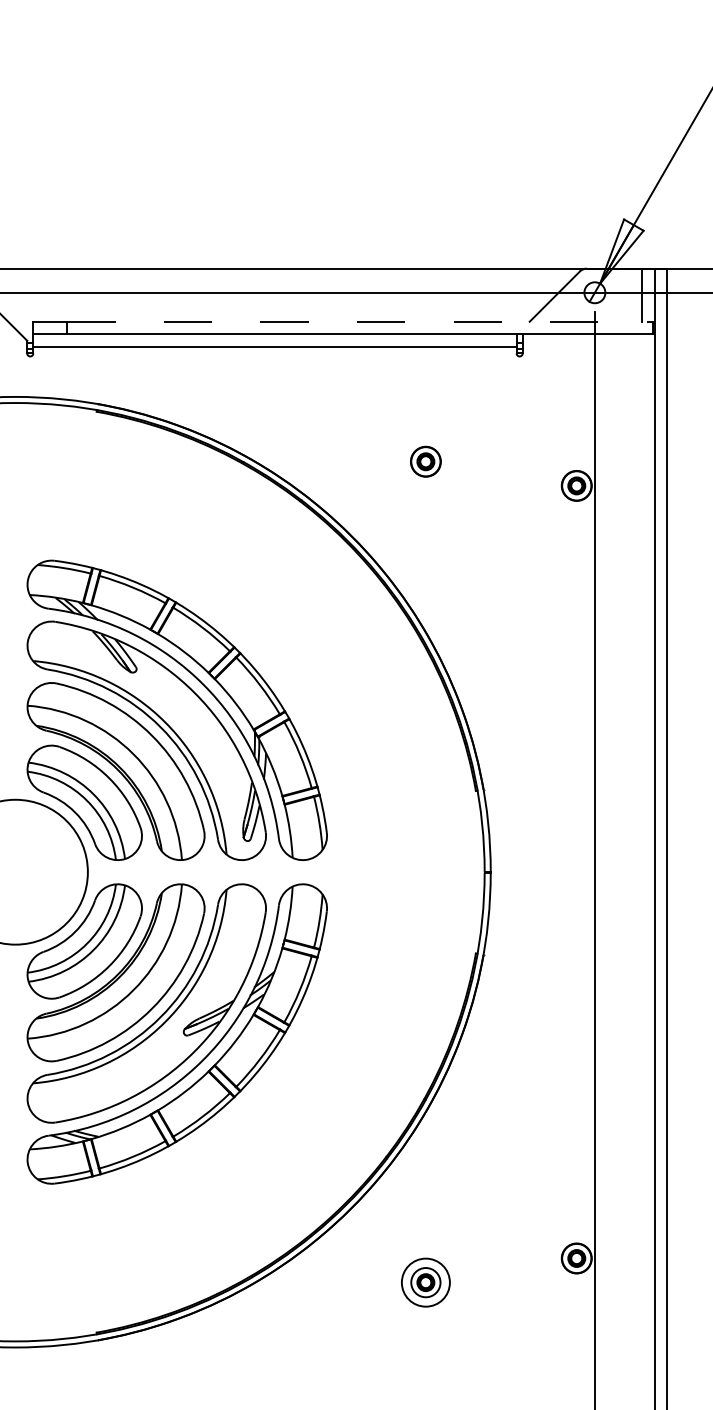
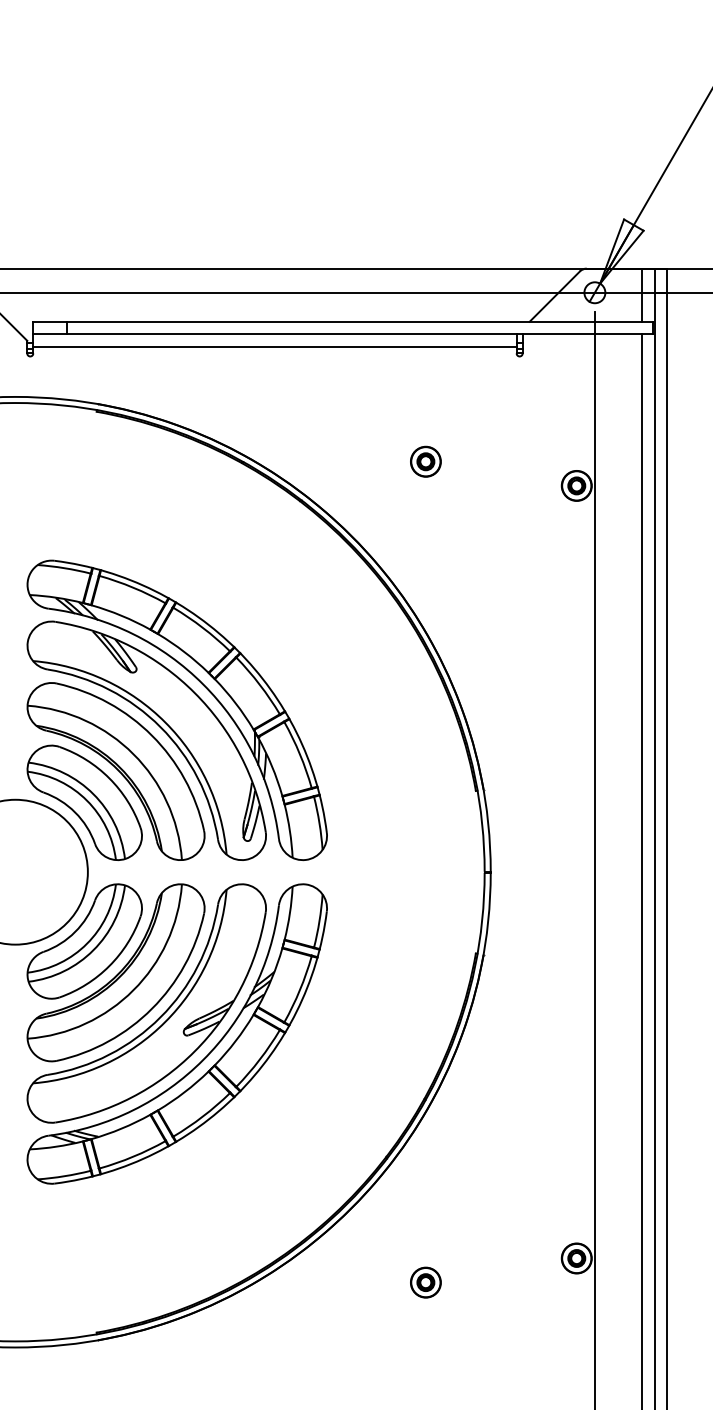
line: dashed -> solid (360, 321)
line: none -> present (641, 869)
circle diameter: 48 px -> 30 px (425, 1282)
